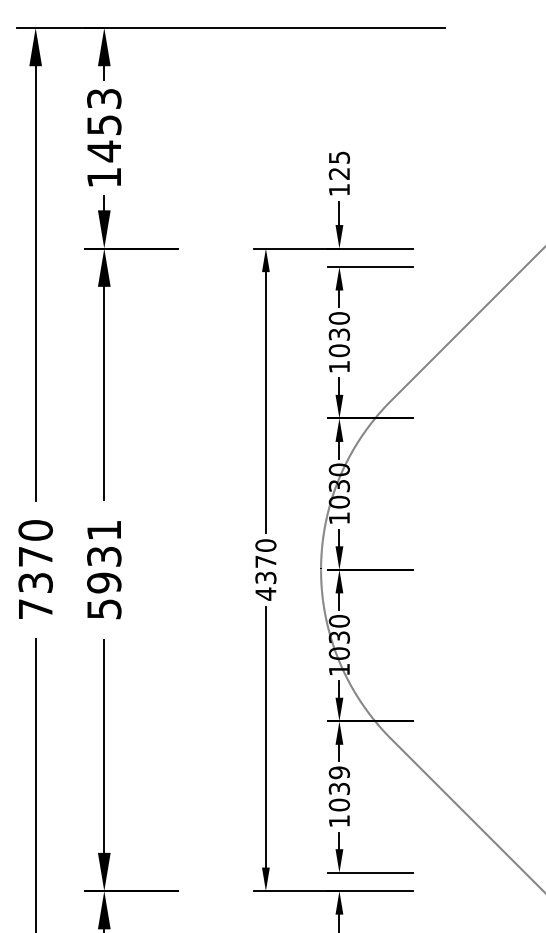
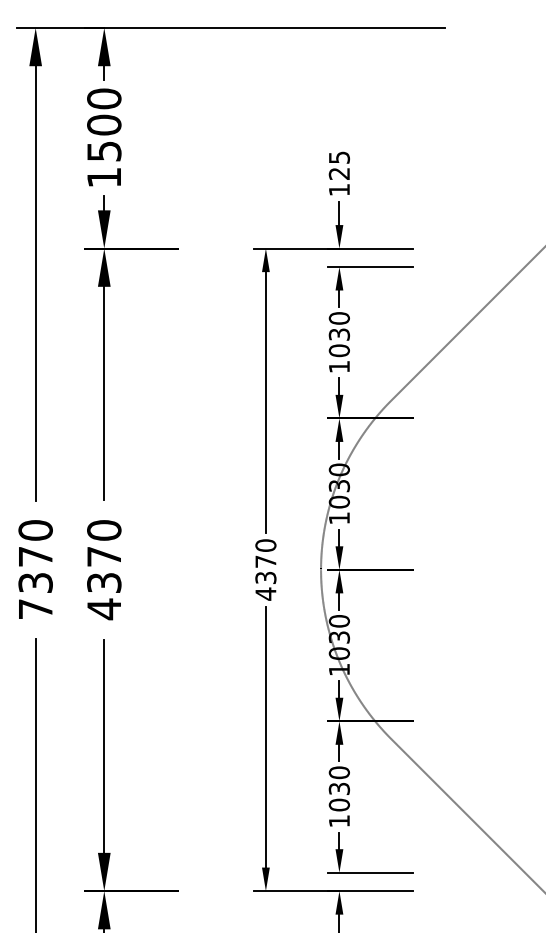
text: 1453 -> 1500 (104, 125)
text: 5931 -> 4370 (104, 570)
text: 1039 -> 1030 (339, 772)
